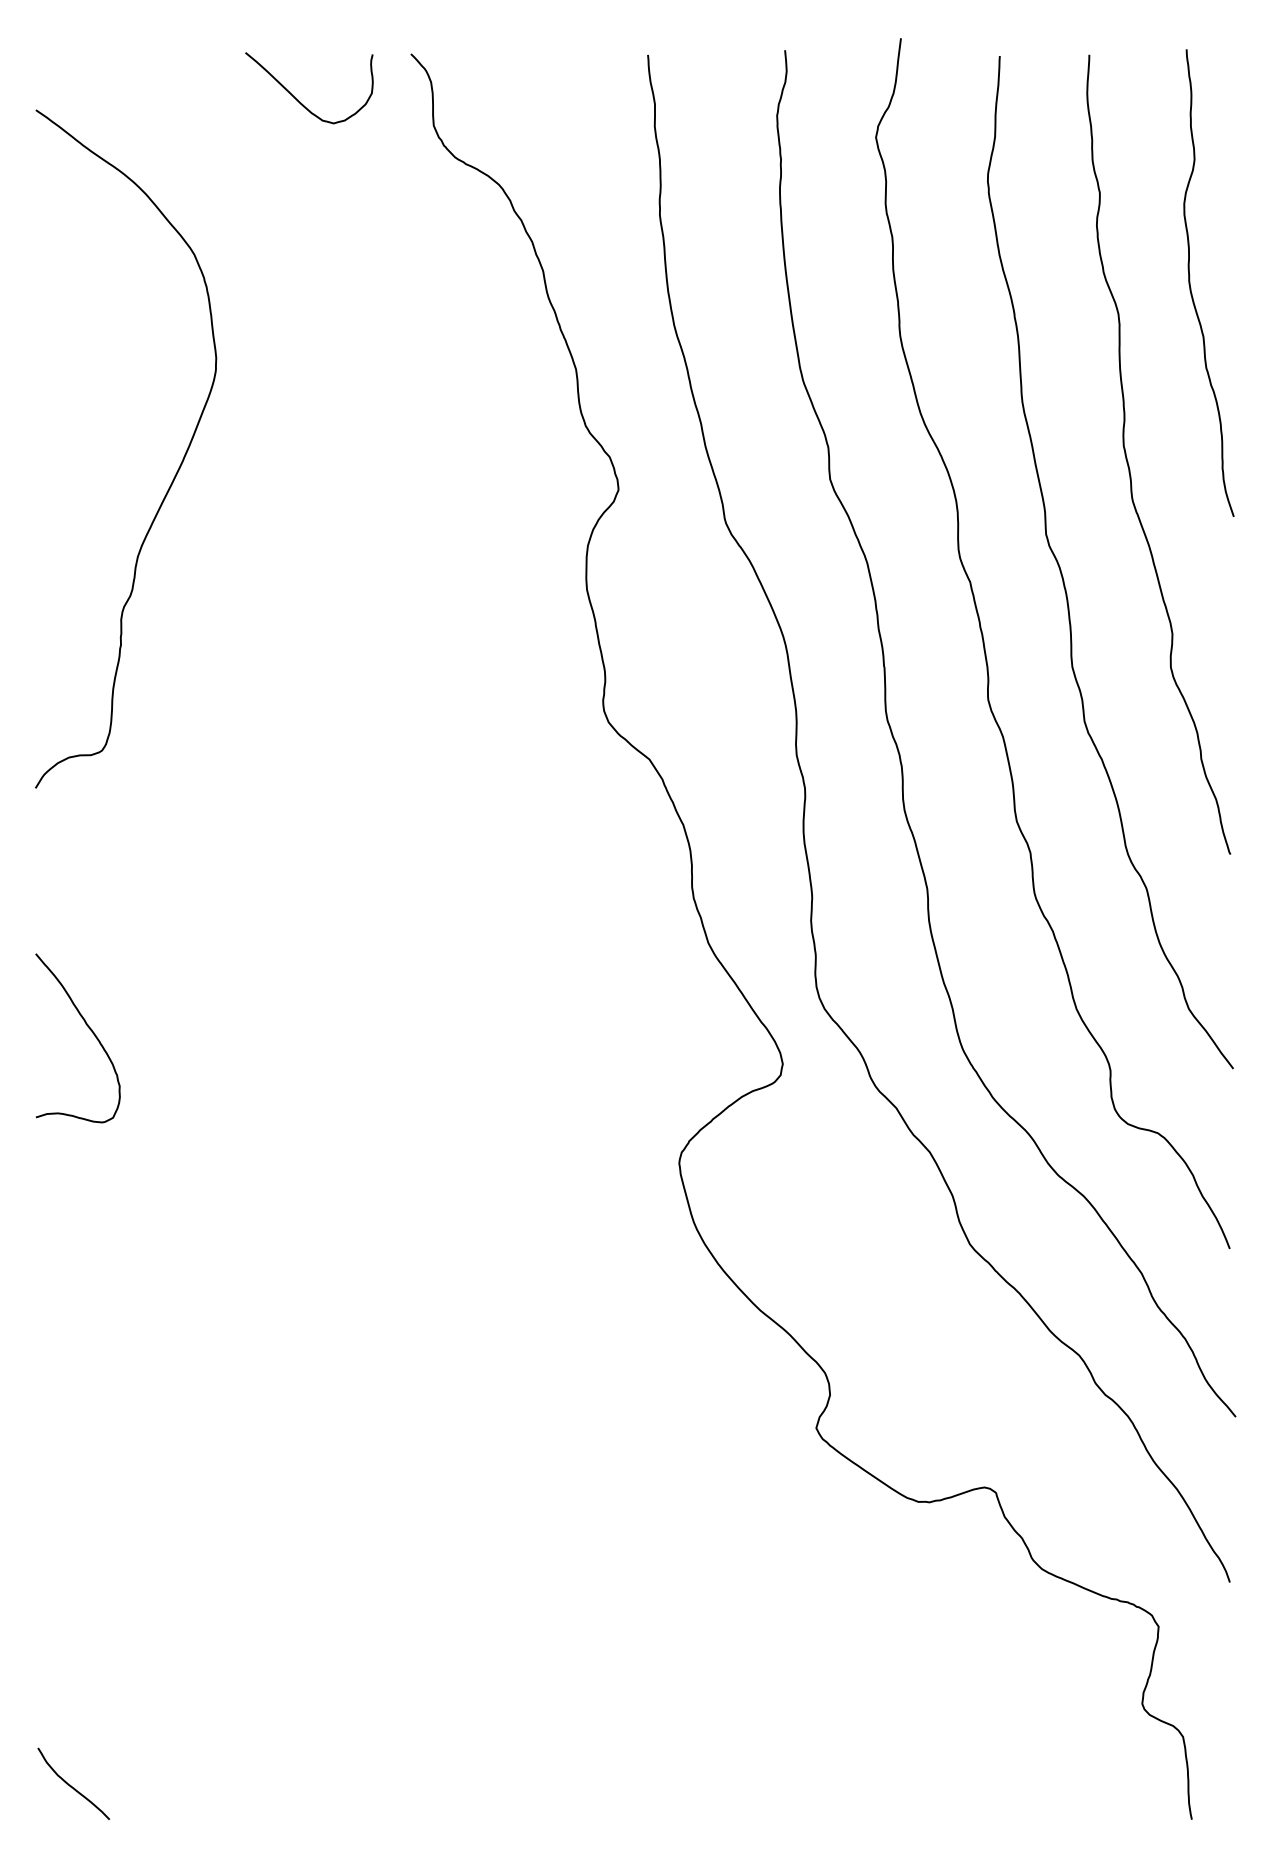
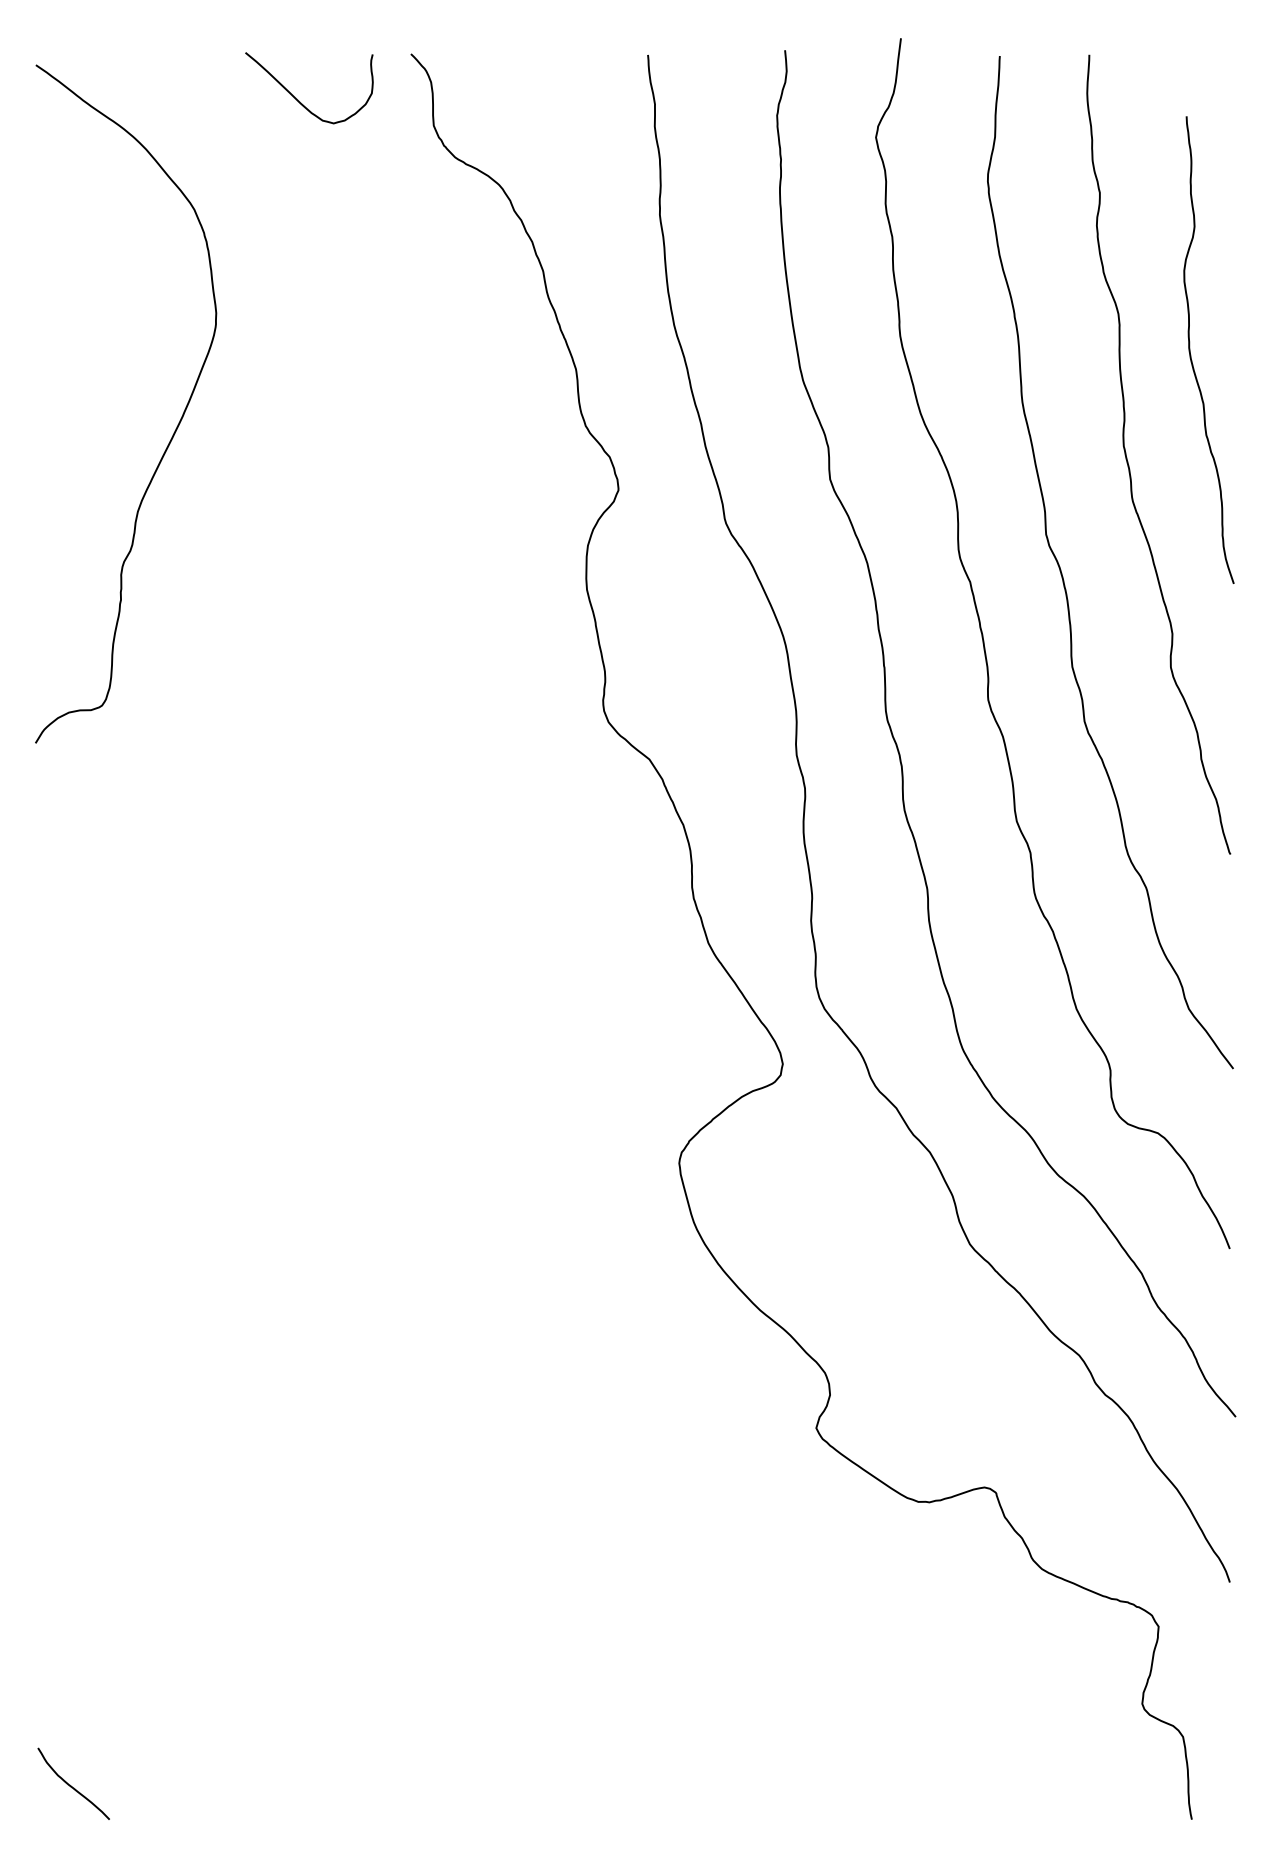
curve position: (1191, 287) -> (1191, 354) (1191, 354)
curve position: (175, 473) -> (175, 428) (175, 428)
curve: present -> none (88, 1028)
